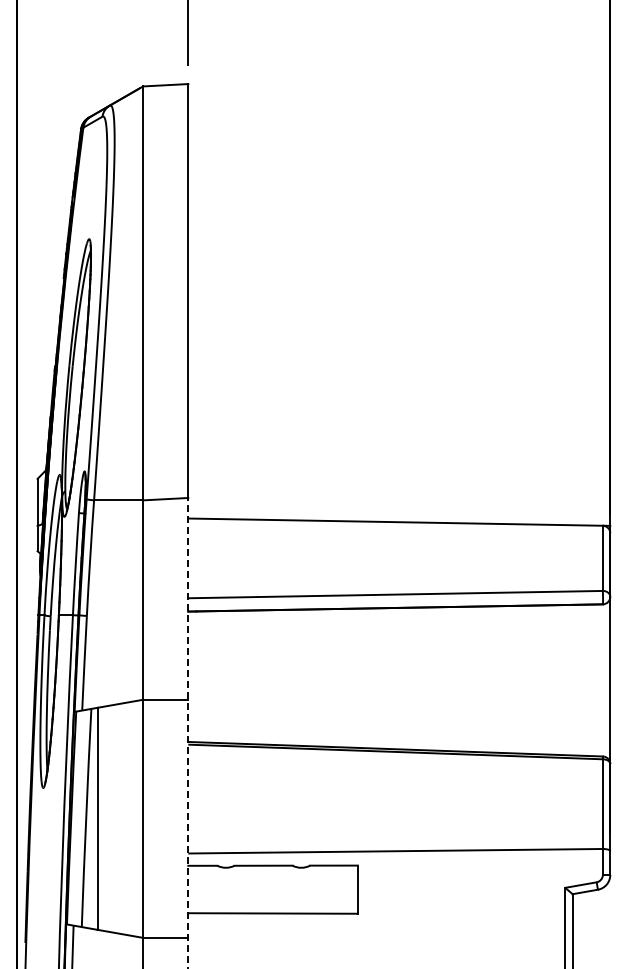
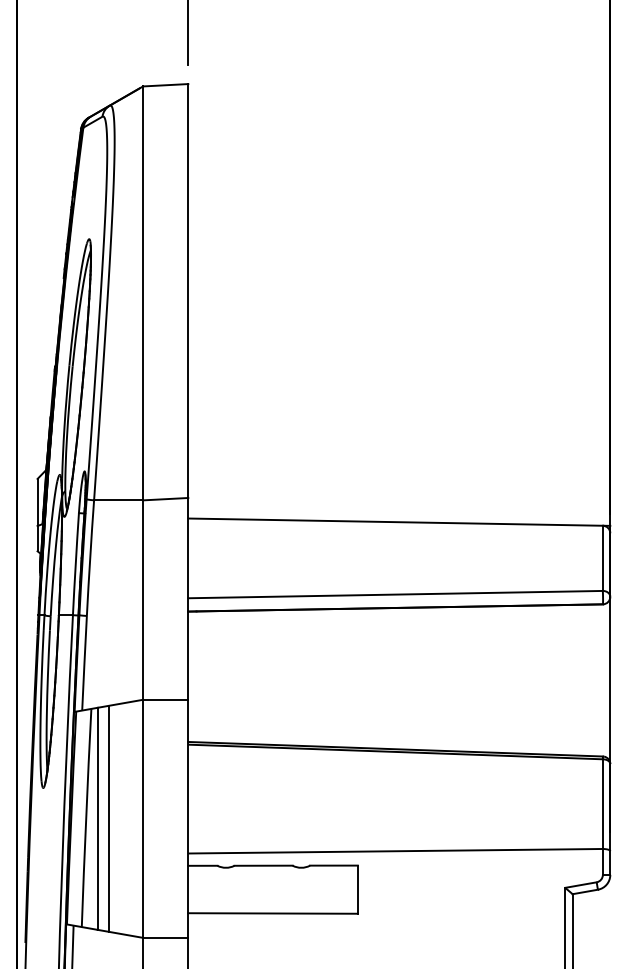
line: dashed -> solid (188, 732)
line: none -> present (109, 818)
